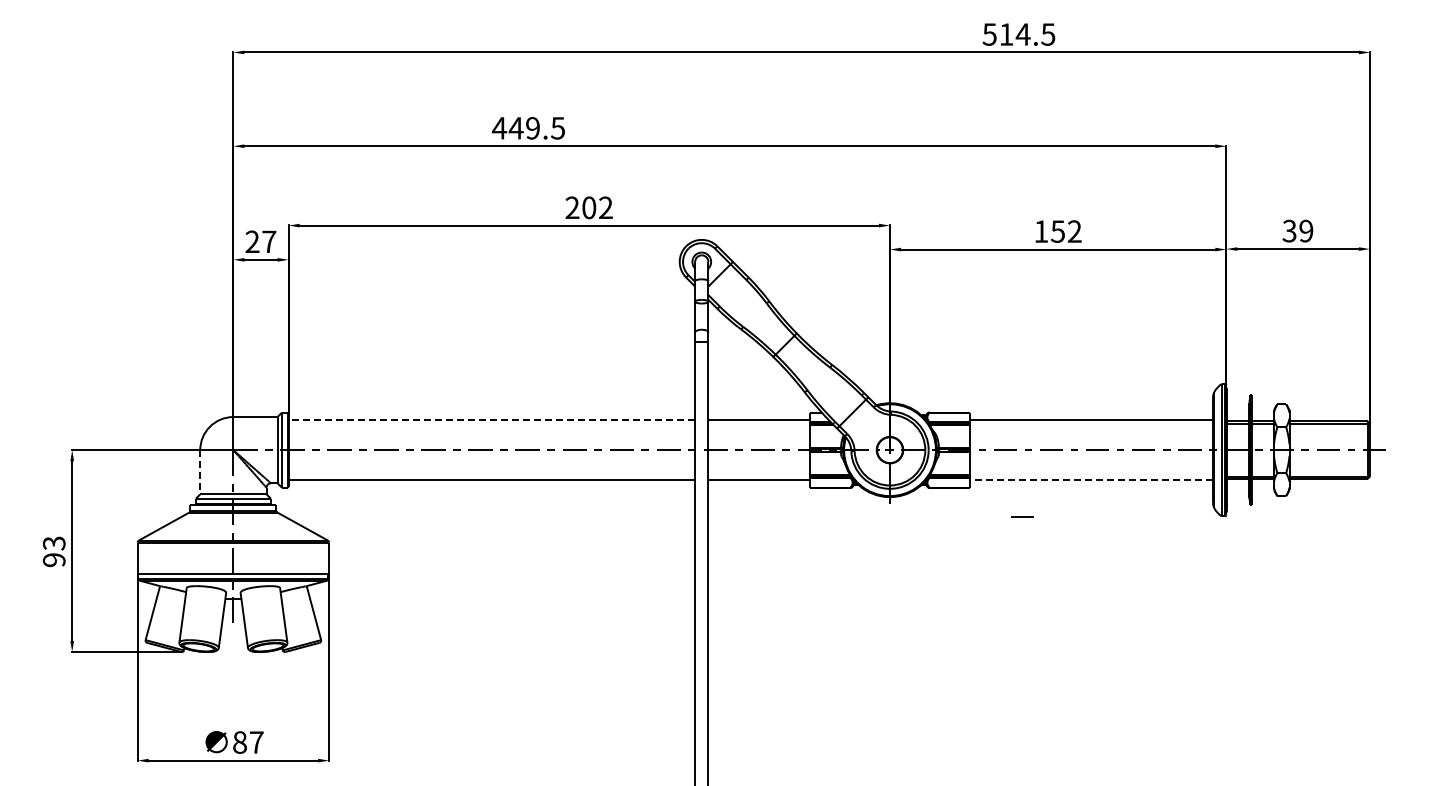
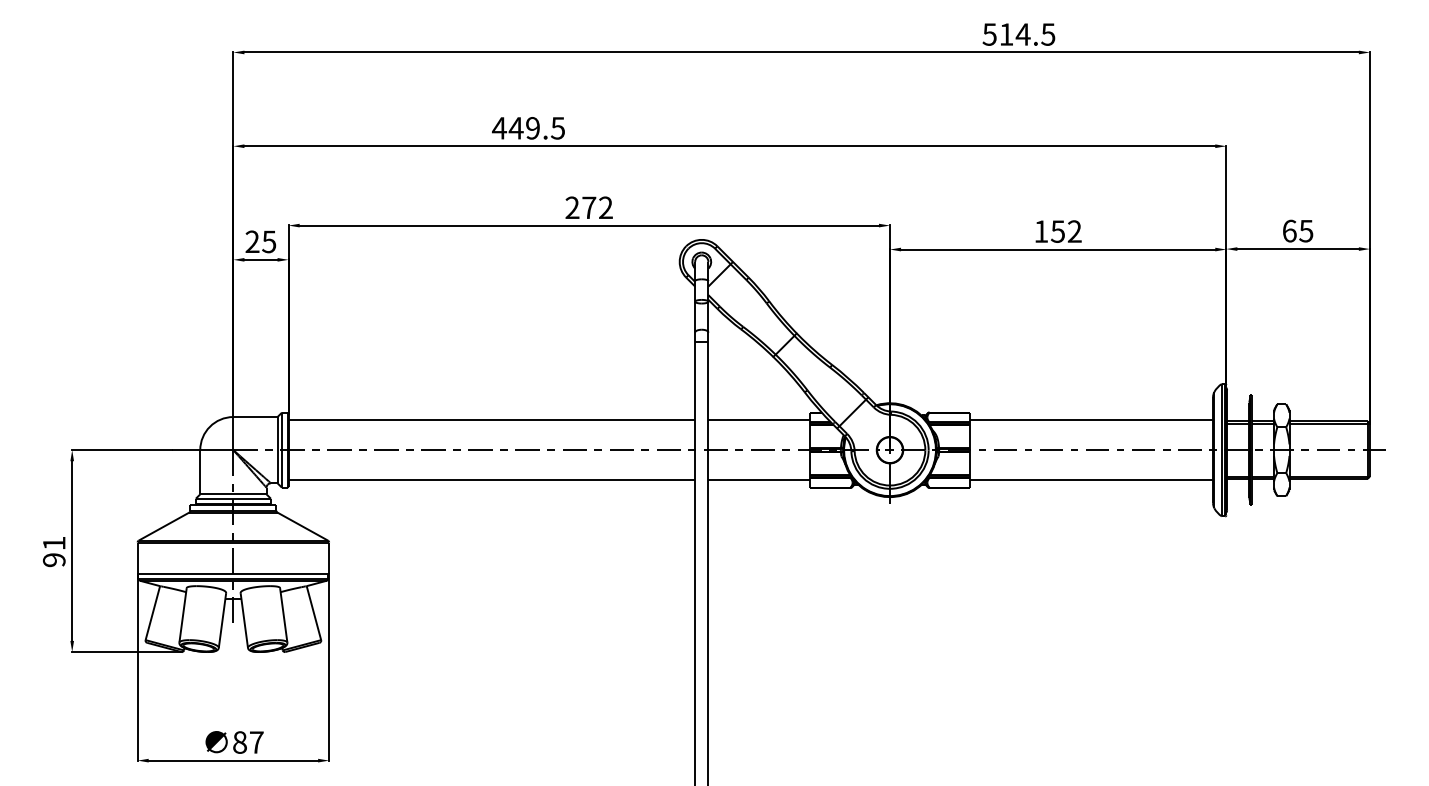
text: 202 -> 272 (589, 207)
text: 39 -> 65 (1297, 230)
text: 27 -> 25 (269, 241)
line: dashed -> solid (491, 420)
line: dashed -> solid (200, 472)
line: dashed -> solid (1091, 480)
line: present -> none (1022, 516)
text: 93 -> 91 (53, 543)
